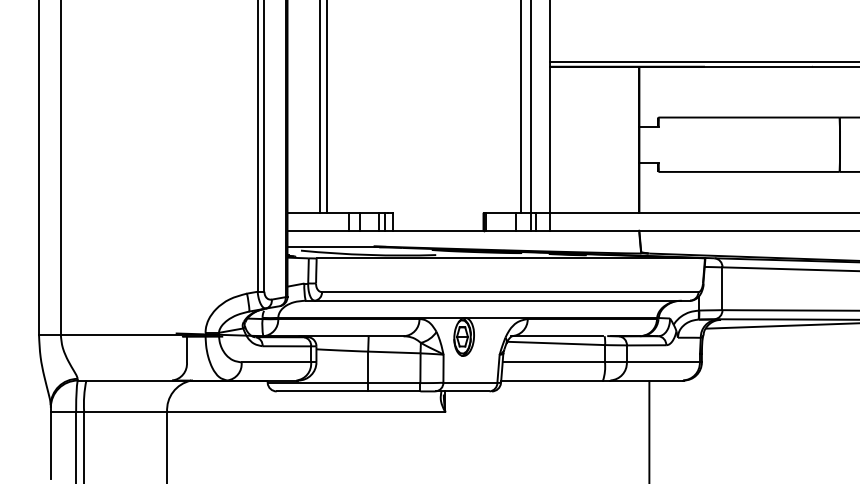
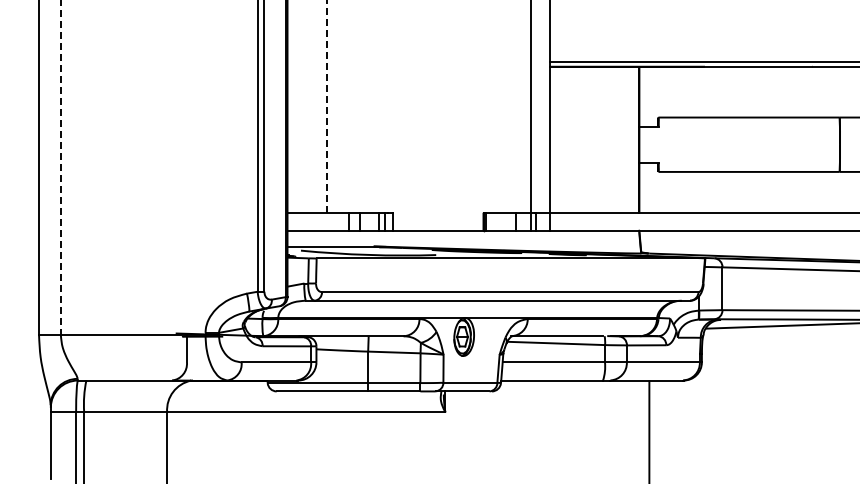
line: solid -> dashed (327, 106)
line: present -> none (319, 107)
line: present -> none (521, 107)
line: solid -> dashed (60, 168)
